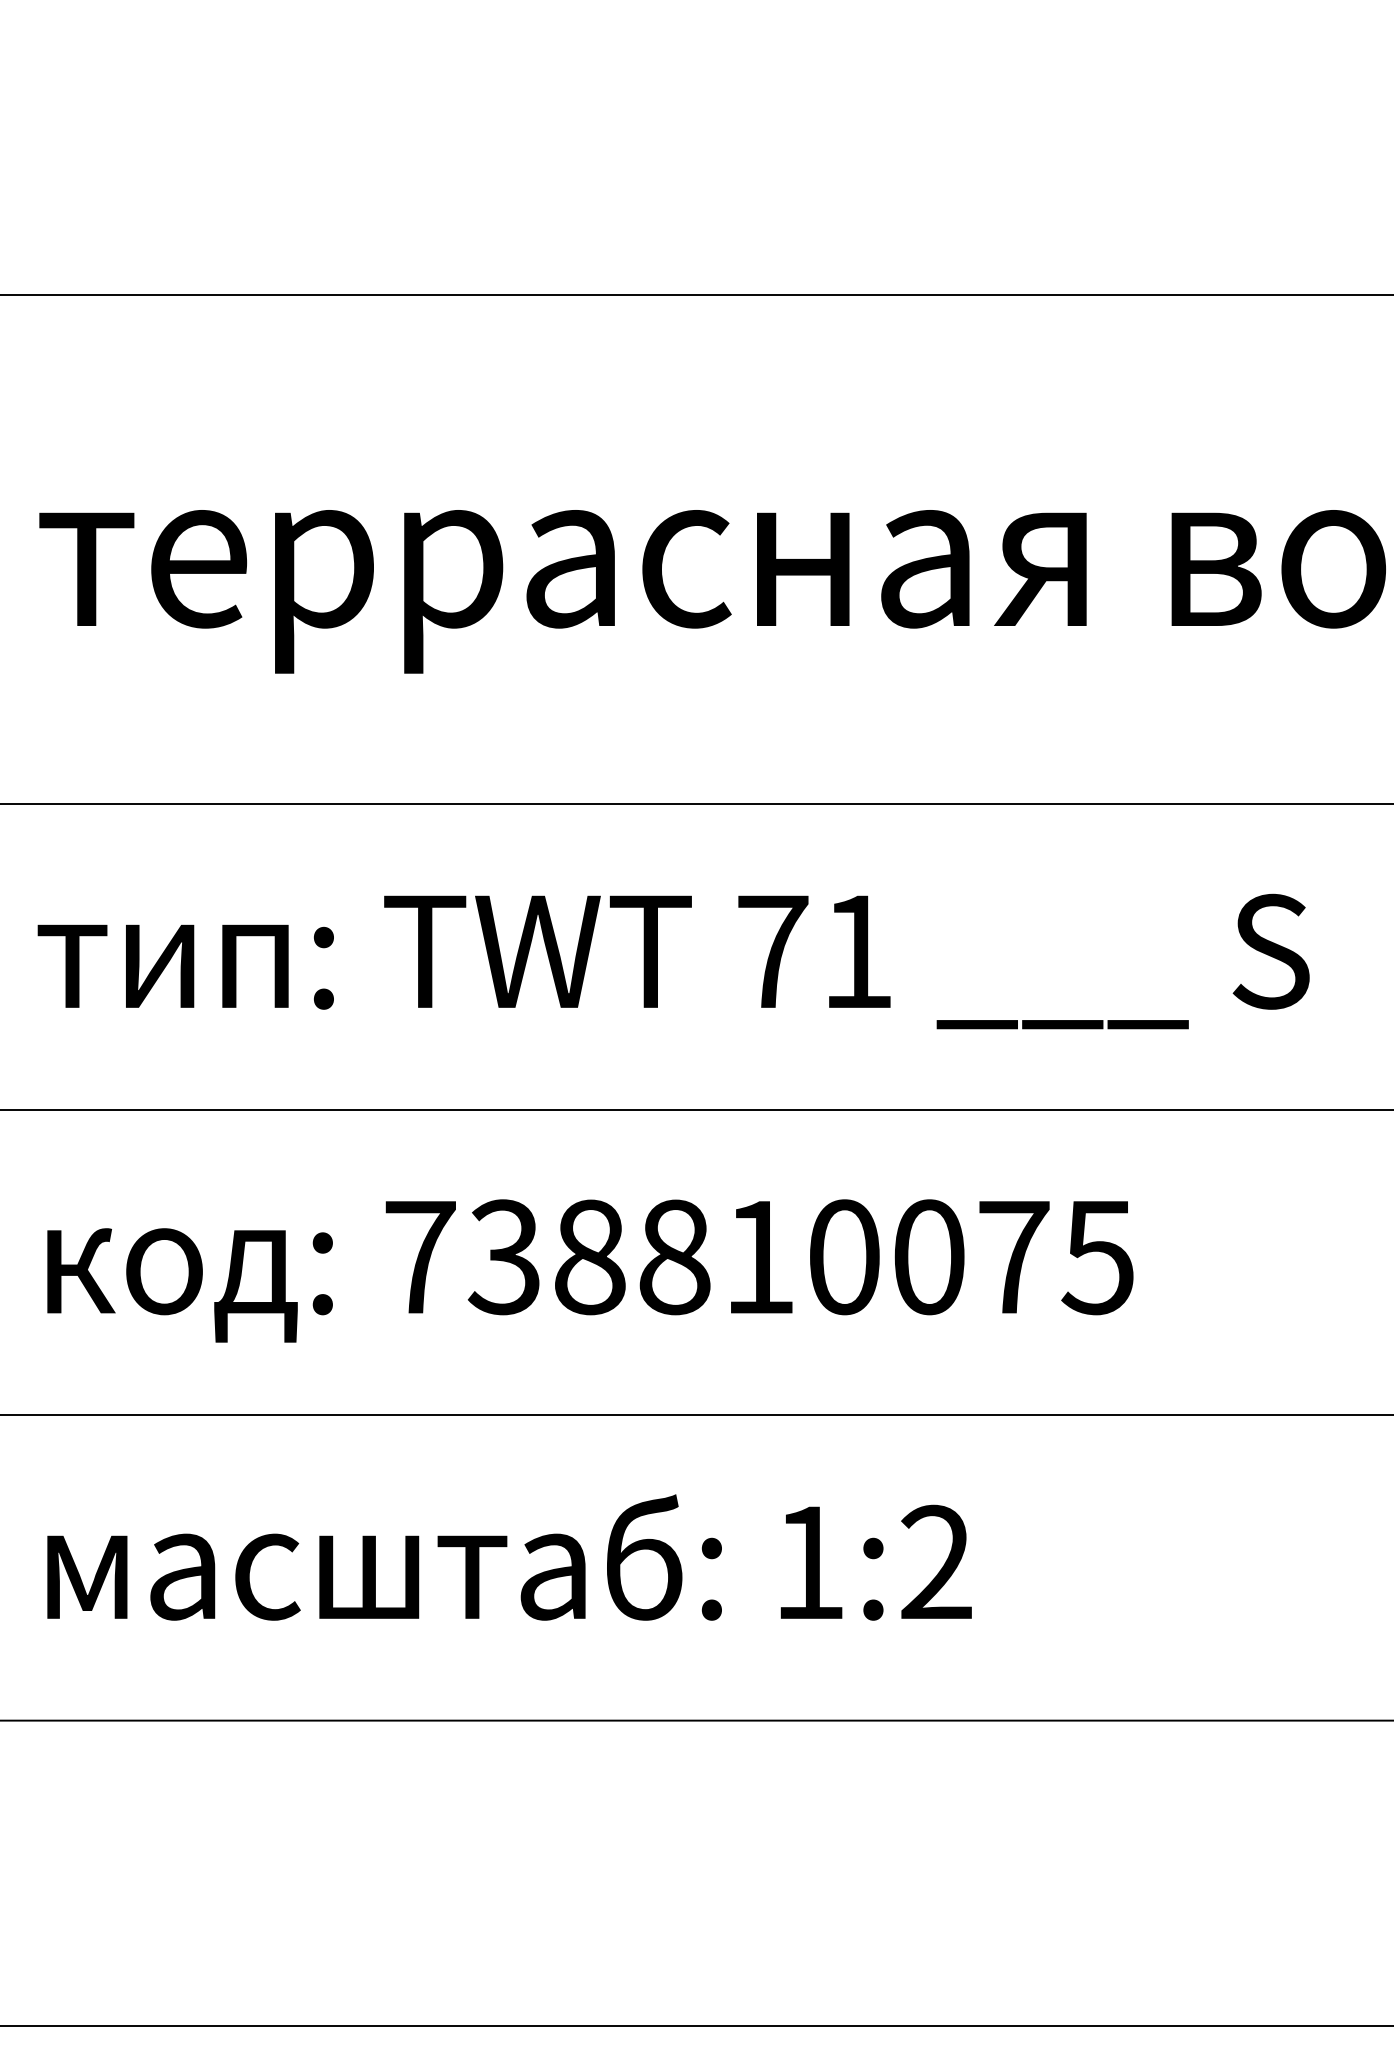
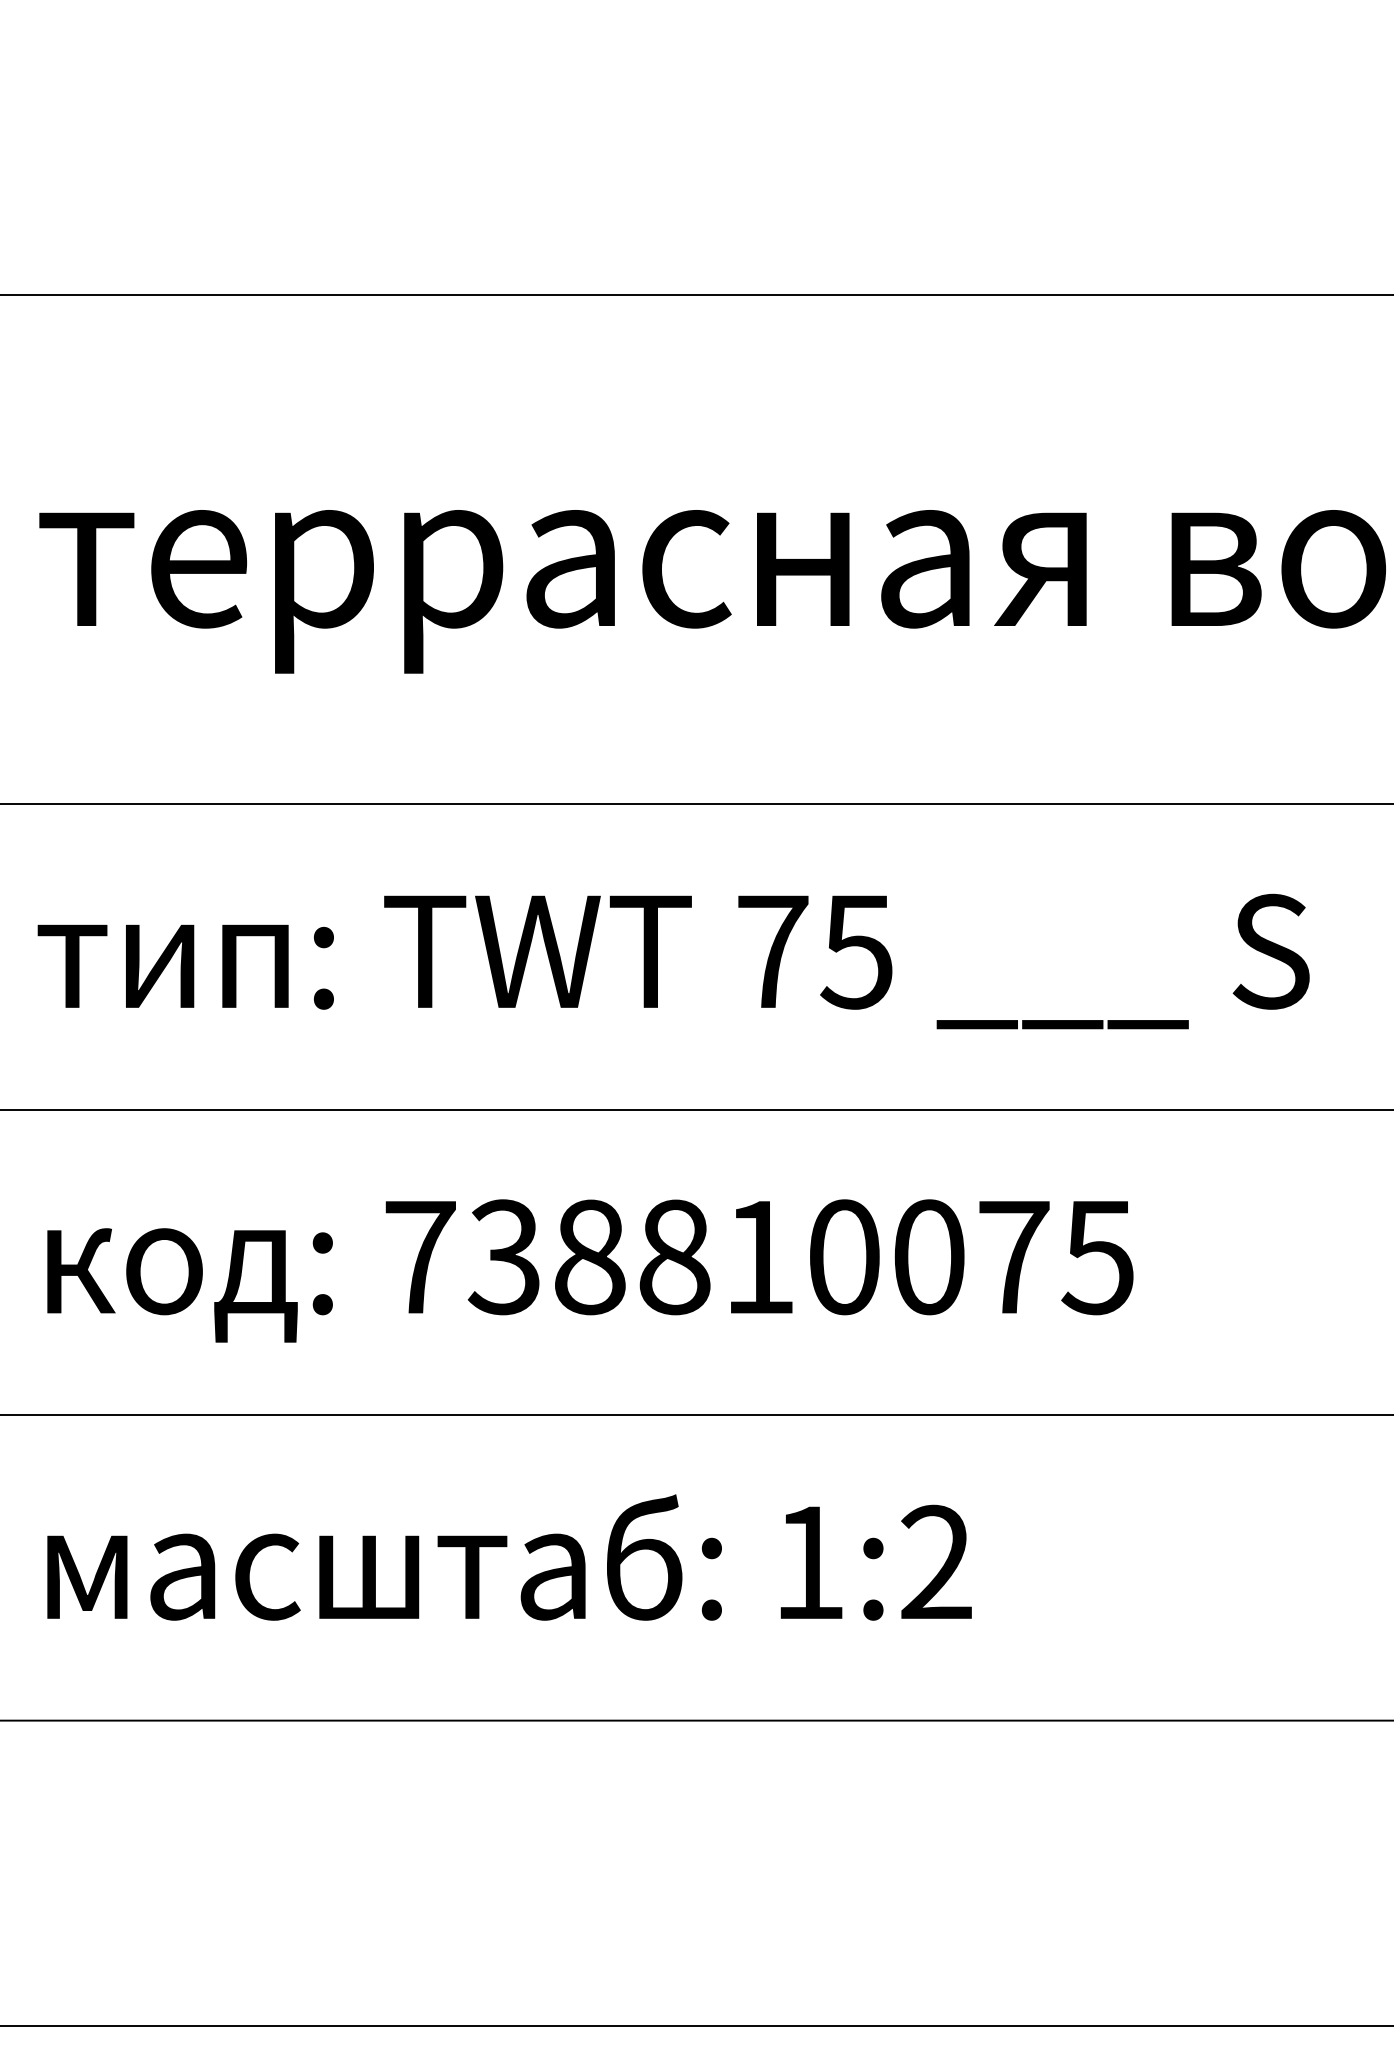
text: 71 -> 75 (856, 952)
